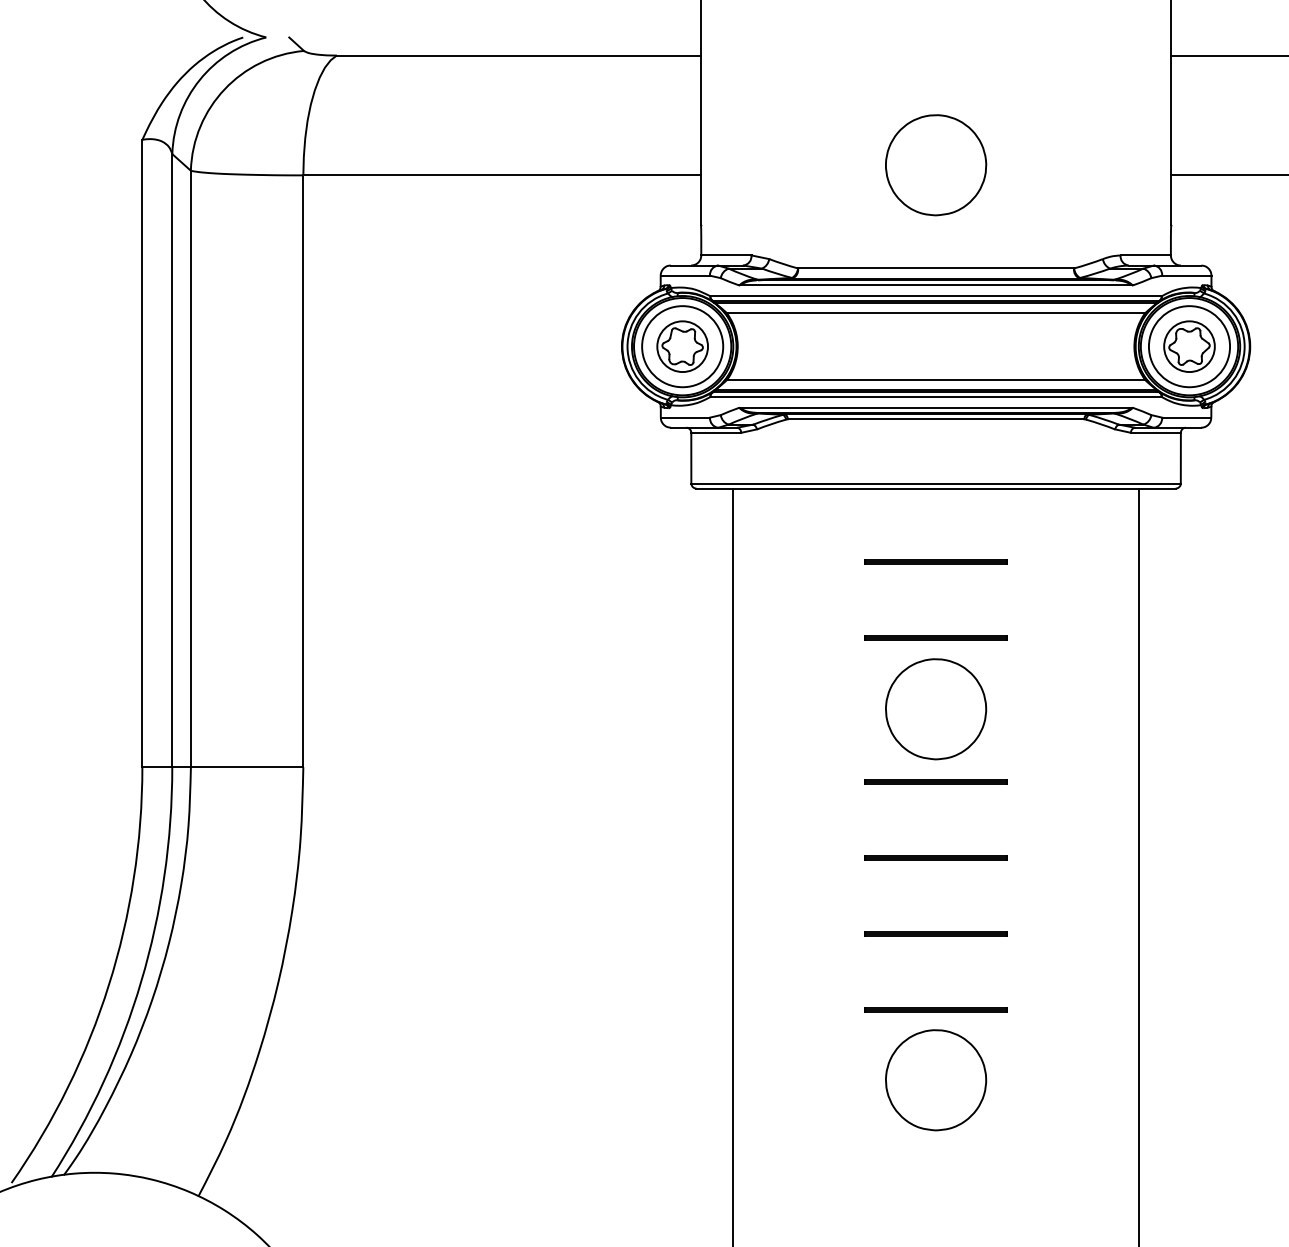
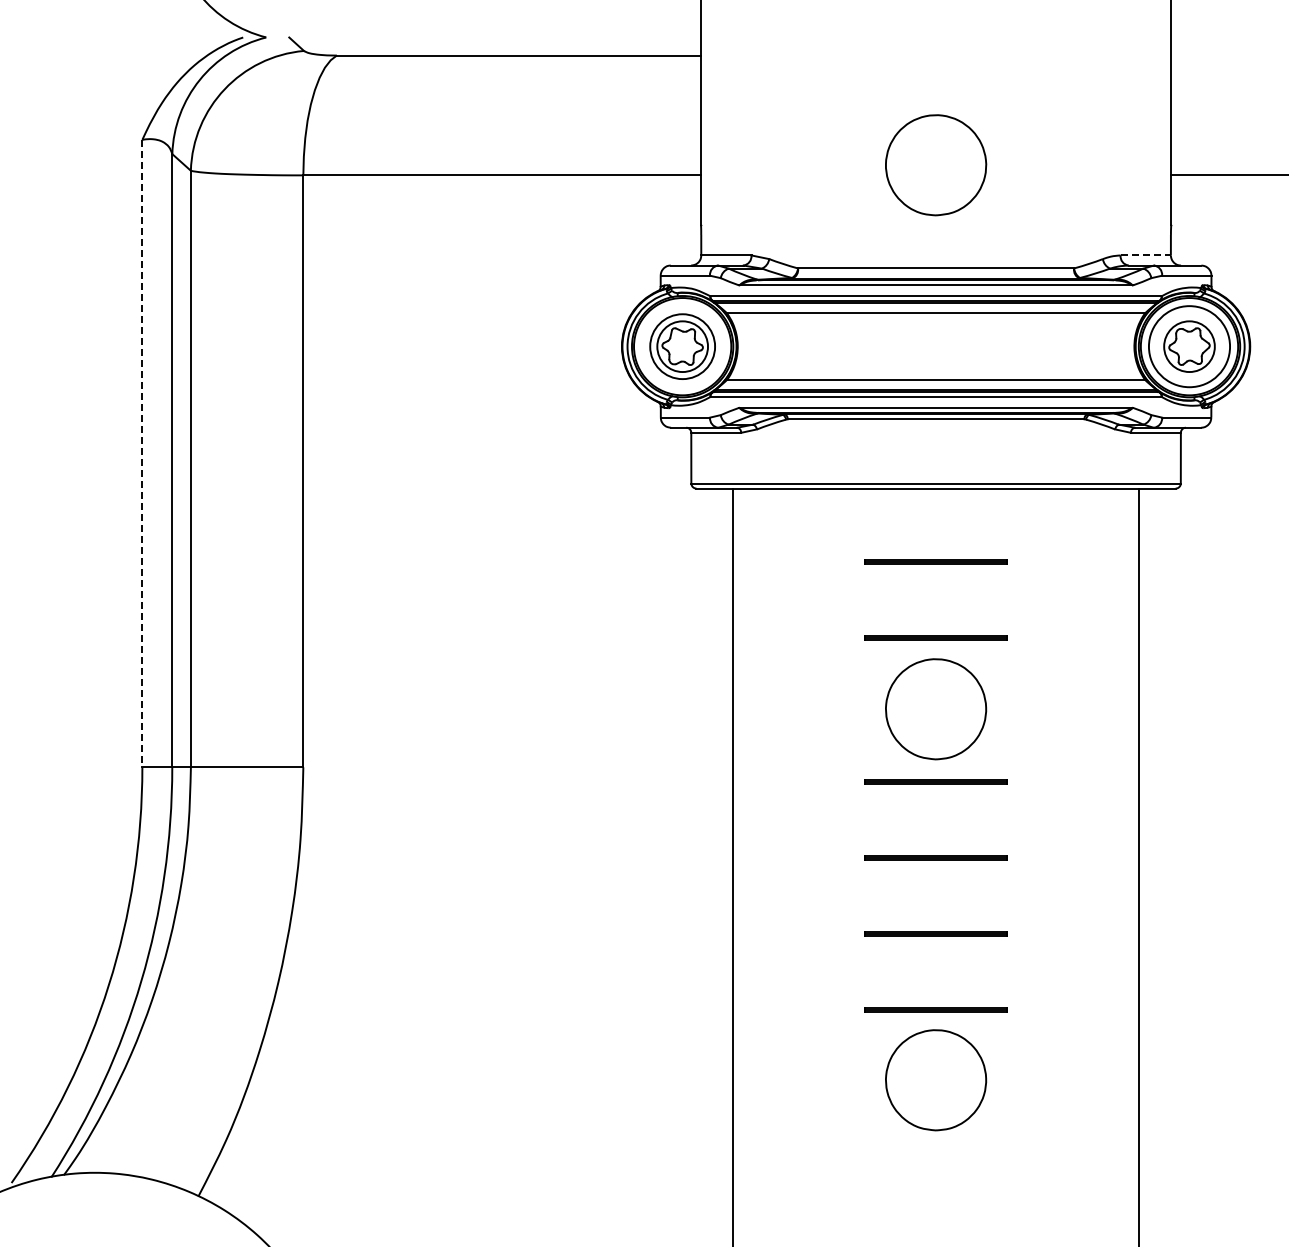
line: present -> none (1228, 55)
line: solid -> dashed (1146, 255)
circle diameter: 81 px -> 65 px (682, 346)
line: solid -> dashed (142, 453)
